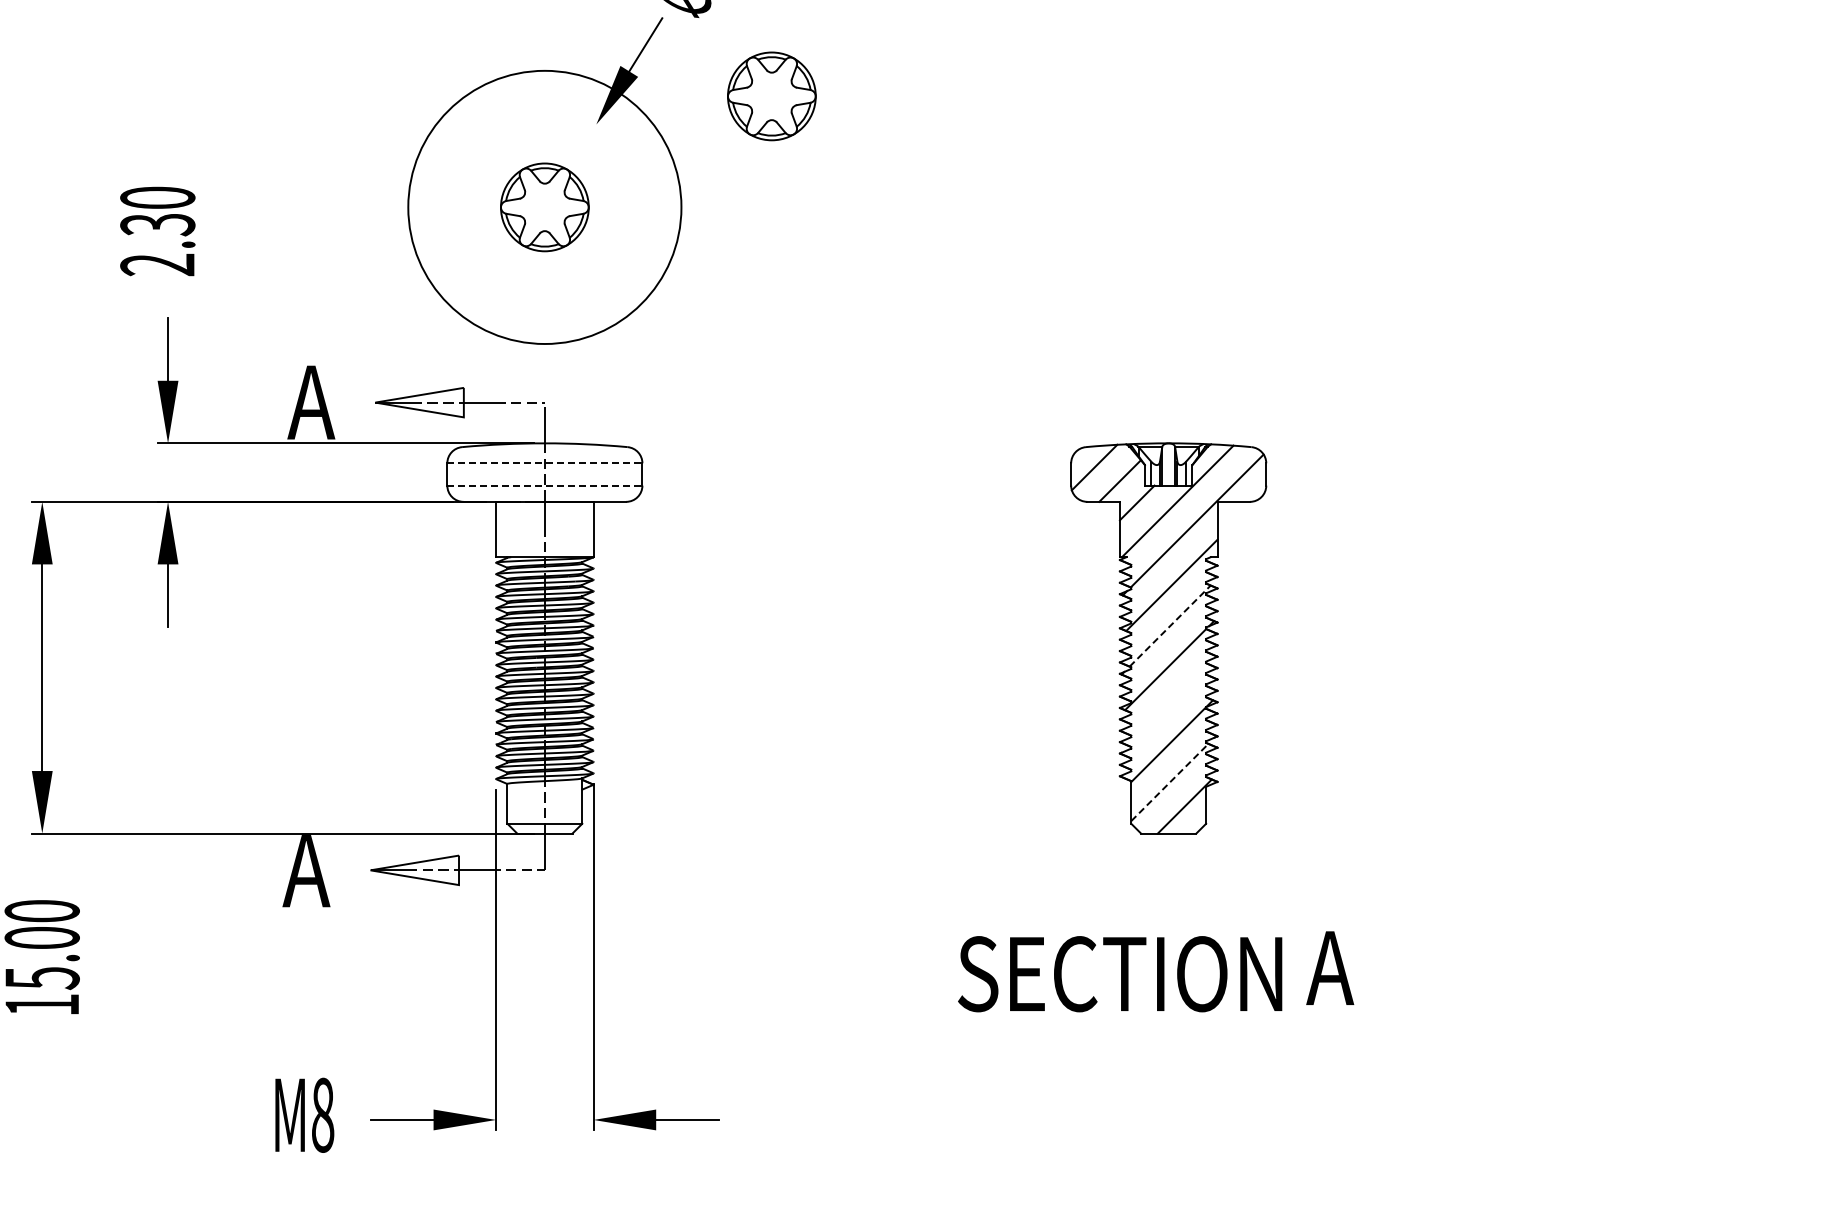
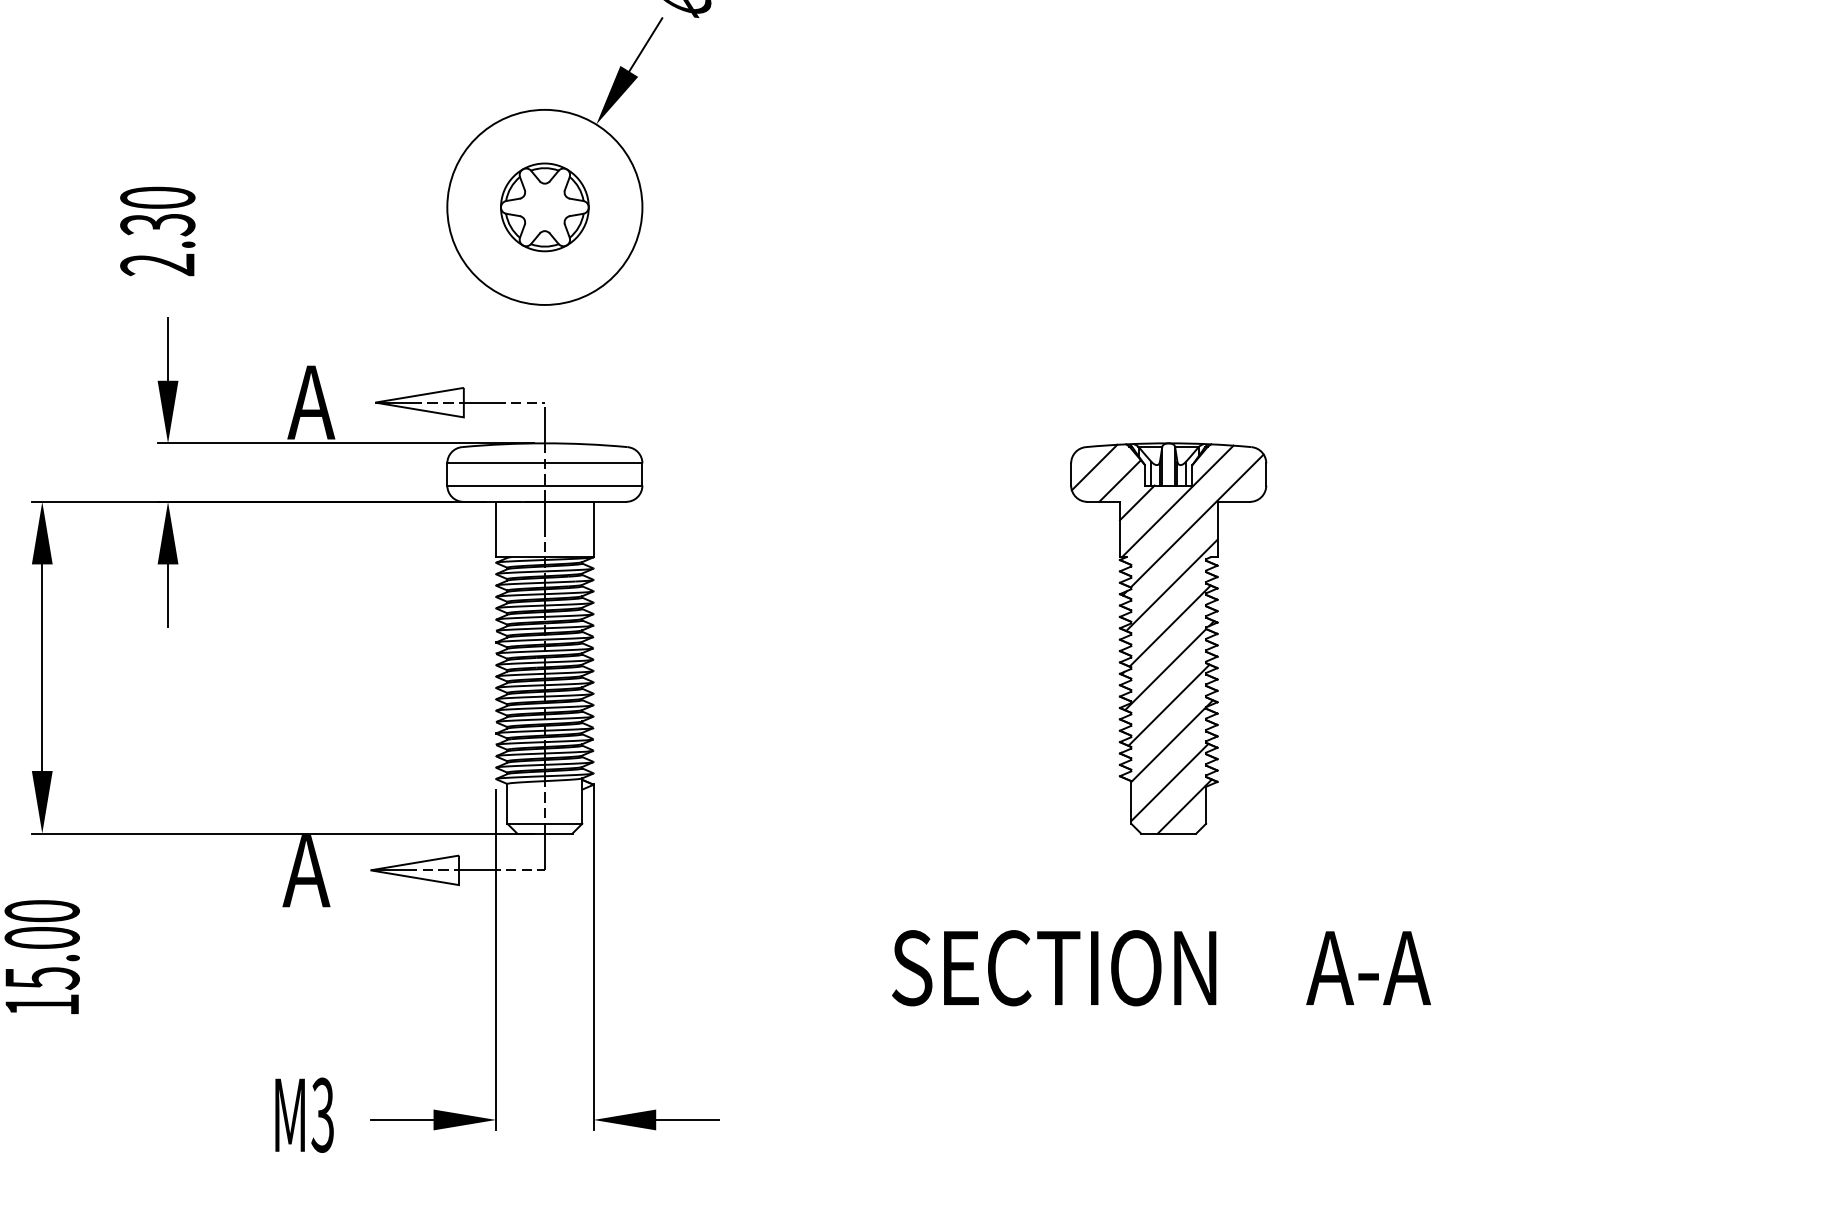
part: present -> none (771, 96)
circle diameter: 273 px -> 195 px (544, 206)
line: dashed -> solid (544, 463)
line: dashed -> solid (544, 485)
line: dashed -> solid (1170, 625)
line: none -> present (1168, 704)
line: dashed -> solid (1169, 782)
text: A -> A-A (1394, 967)
text position: (1120, 974) -> (1054, 968) (1054, 968)
text: M8 -> M3 (322, 1114)
